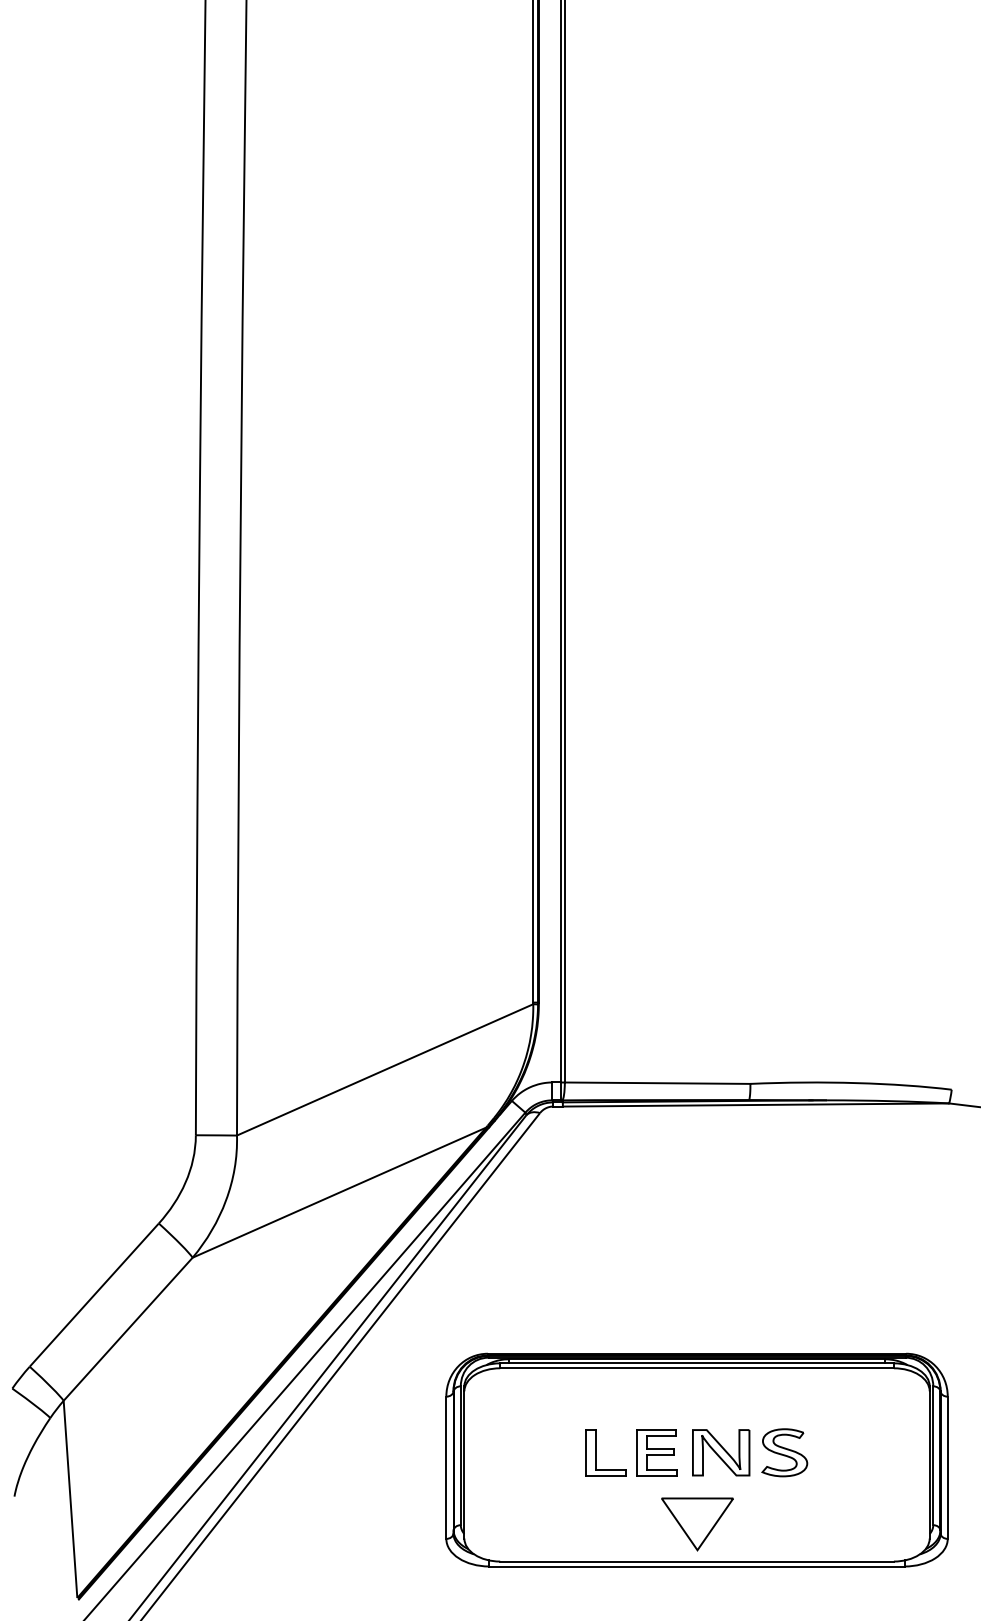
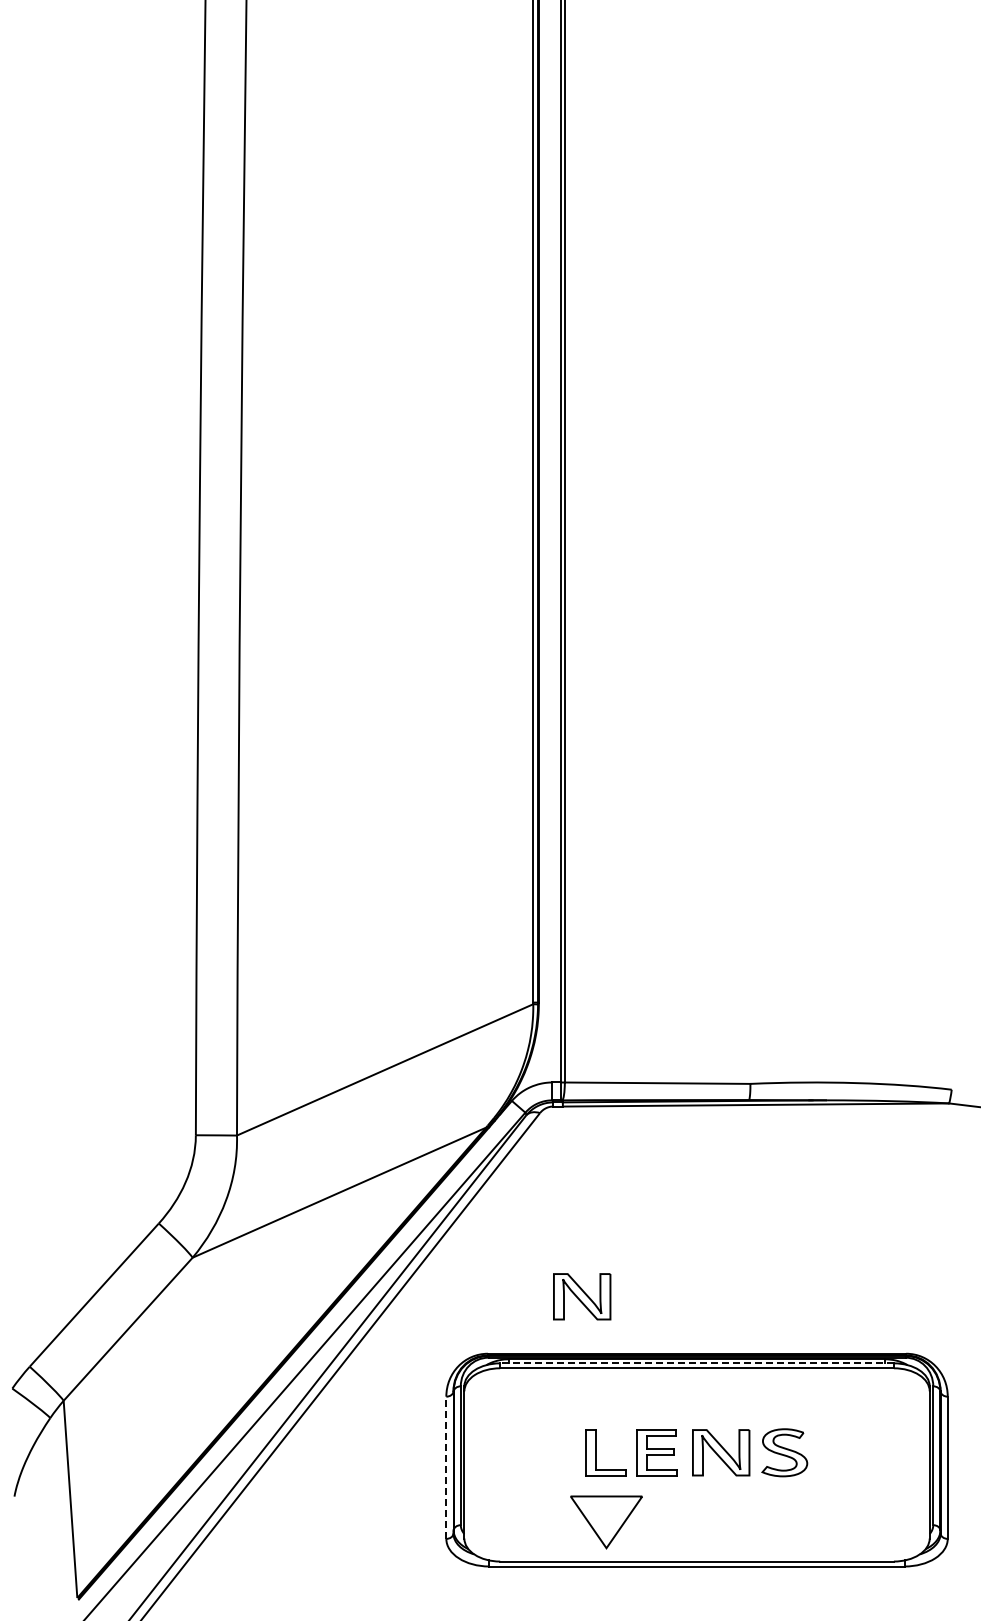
part: none -> present (582, 1296)
line: solid -> dashed (697, 1363)
line: solid -> dashed (446, 1467)
part position: (697, 1524) -> (606, 1522) (606, 1522)
